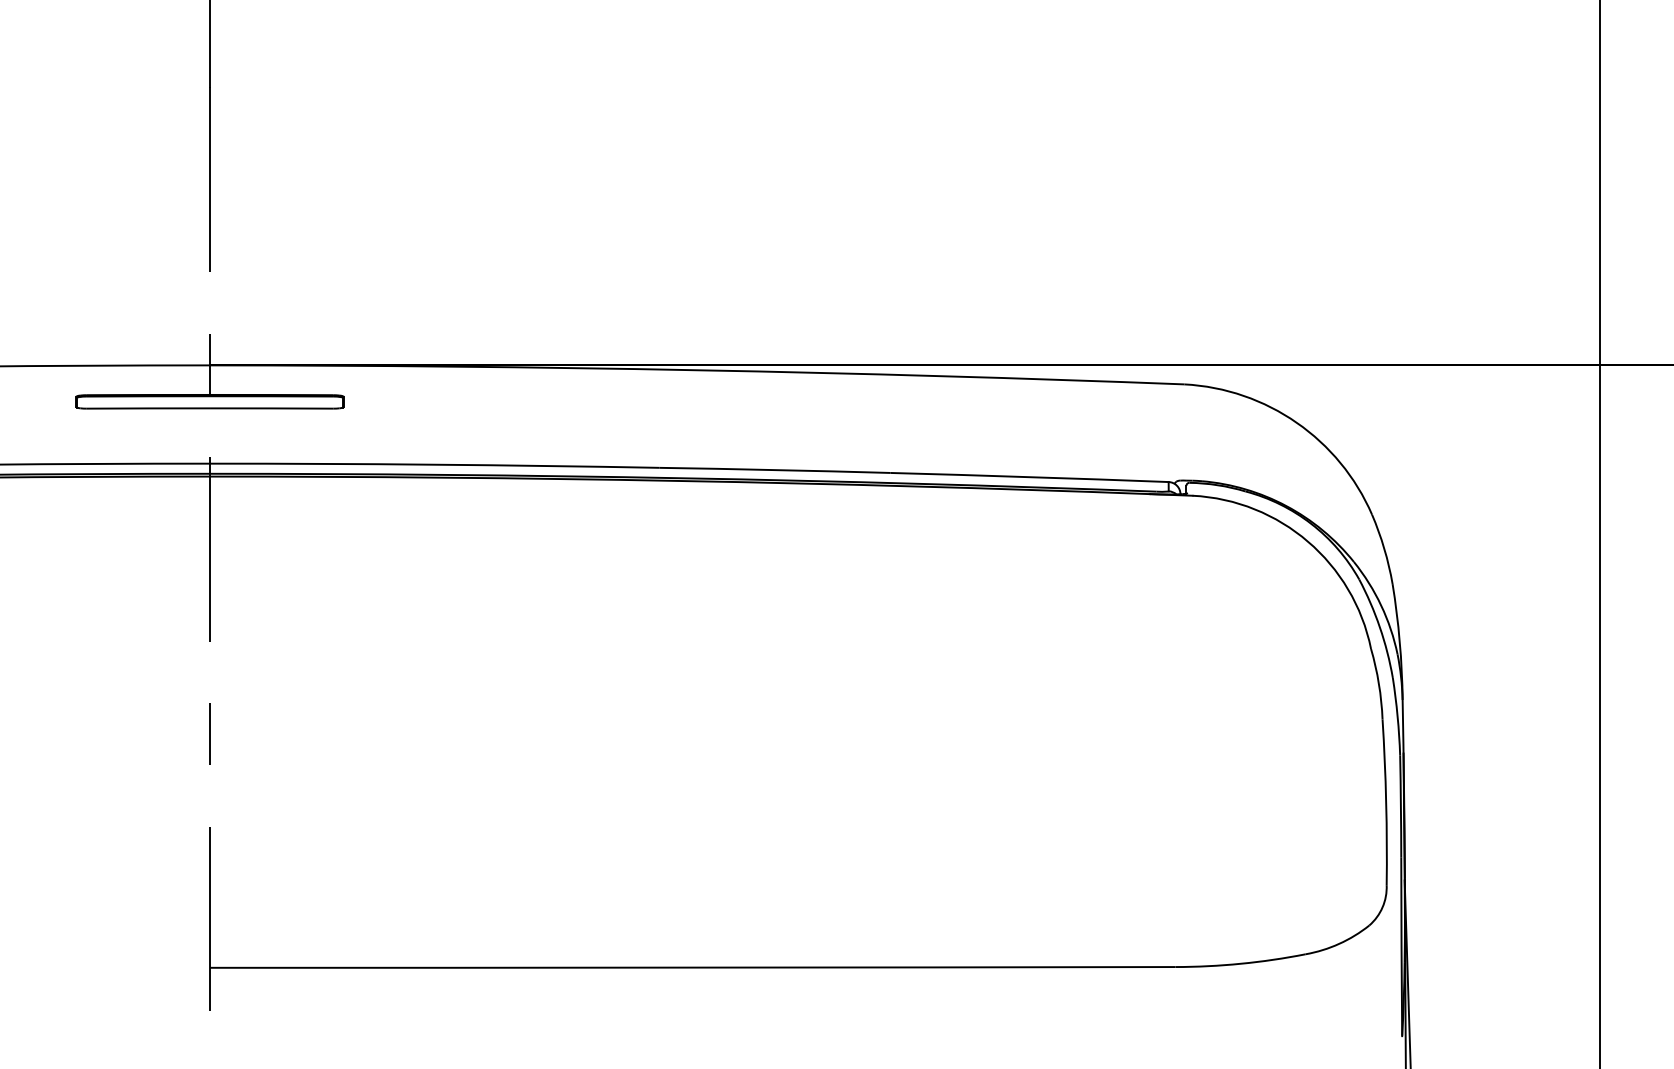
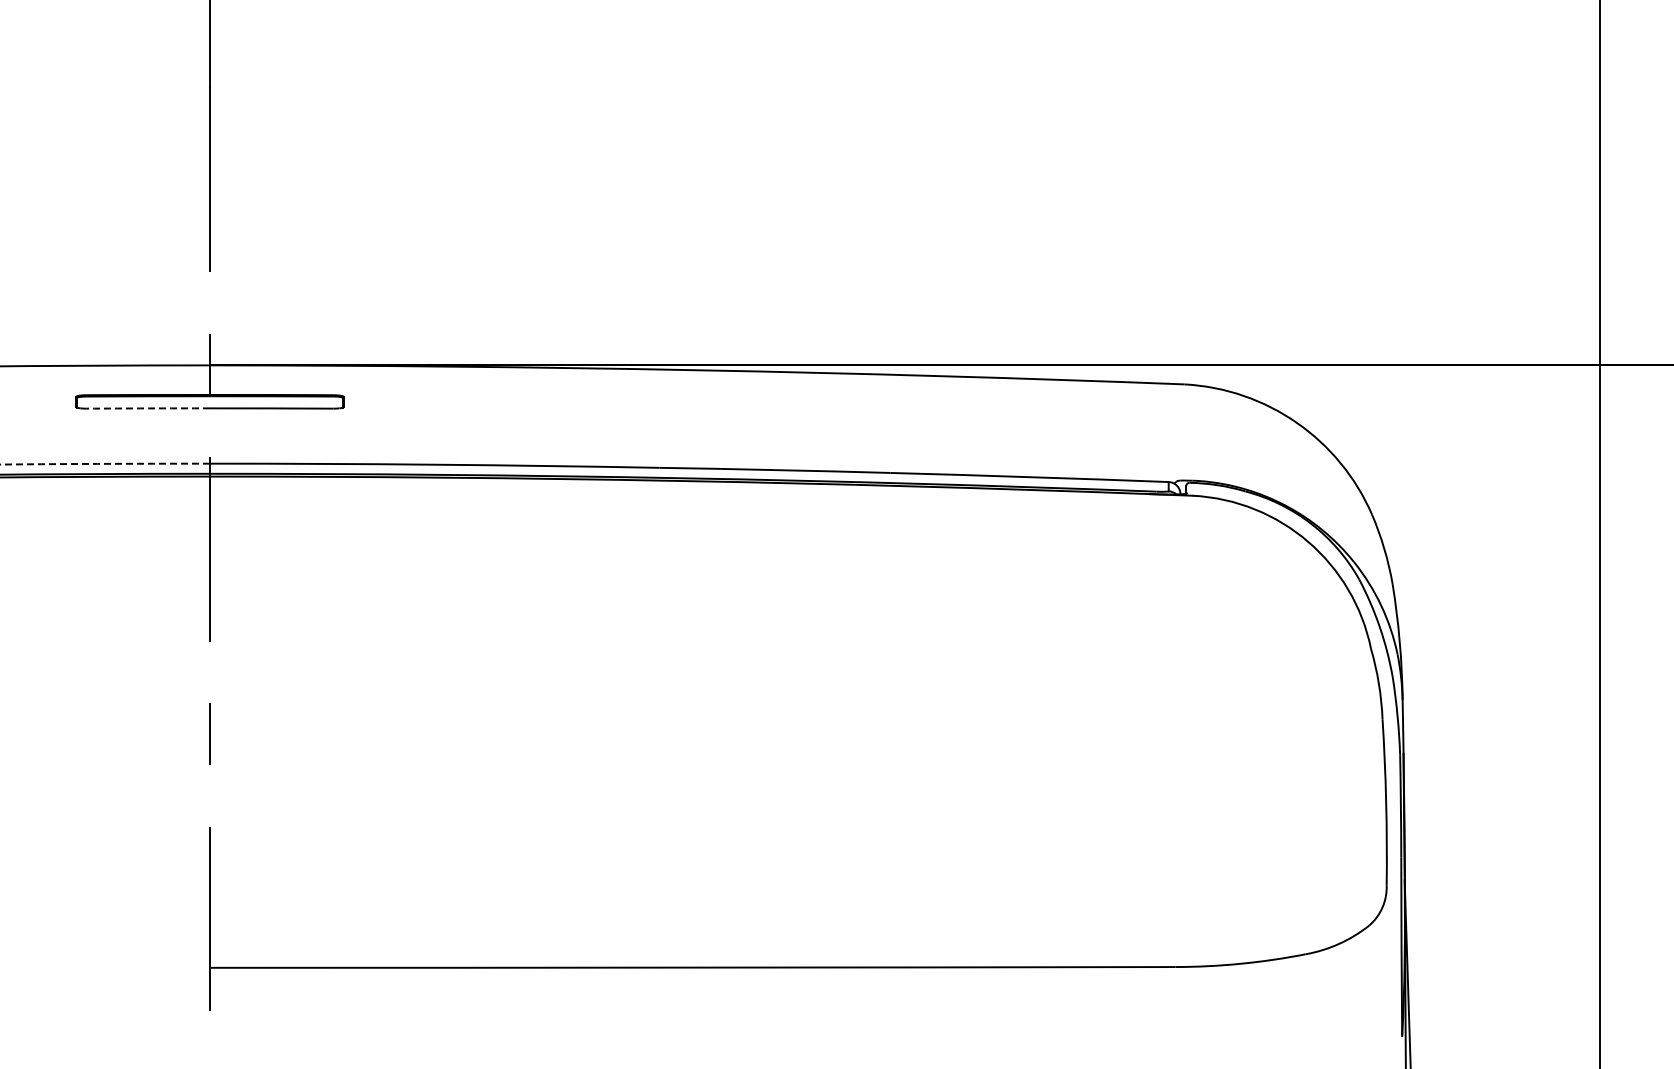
arc: solid -> dashed (148, 408)
arc: solid -> dashed (104, 463)
